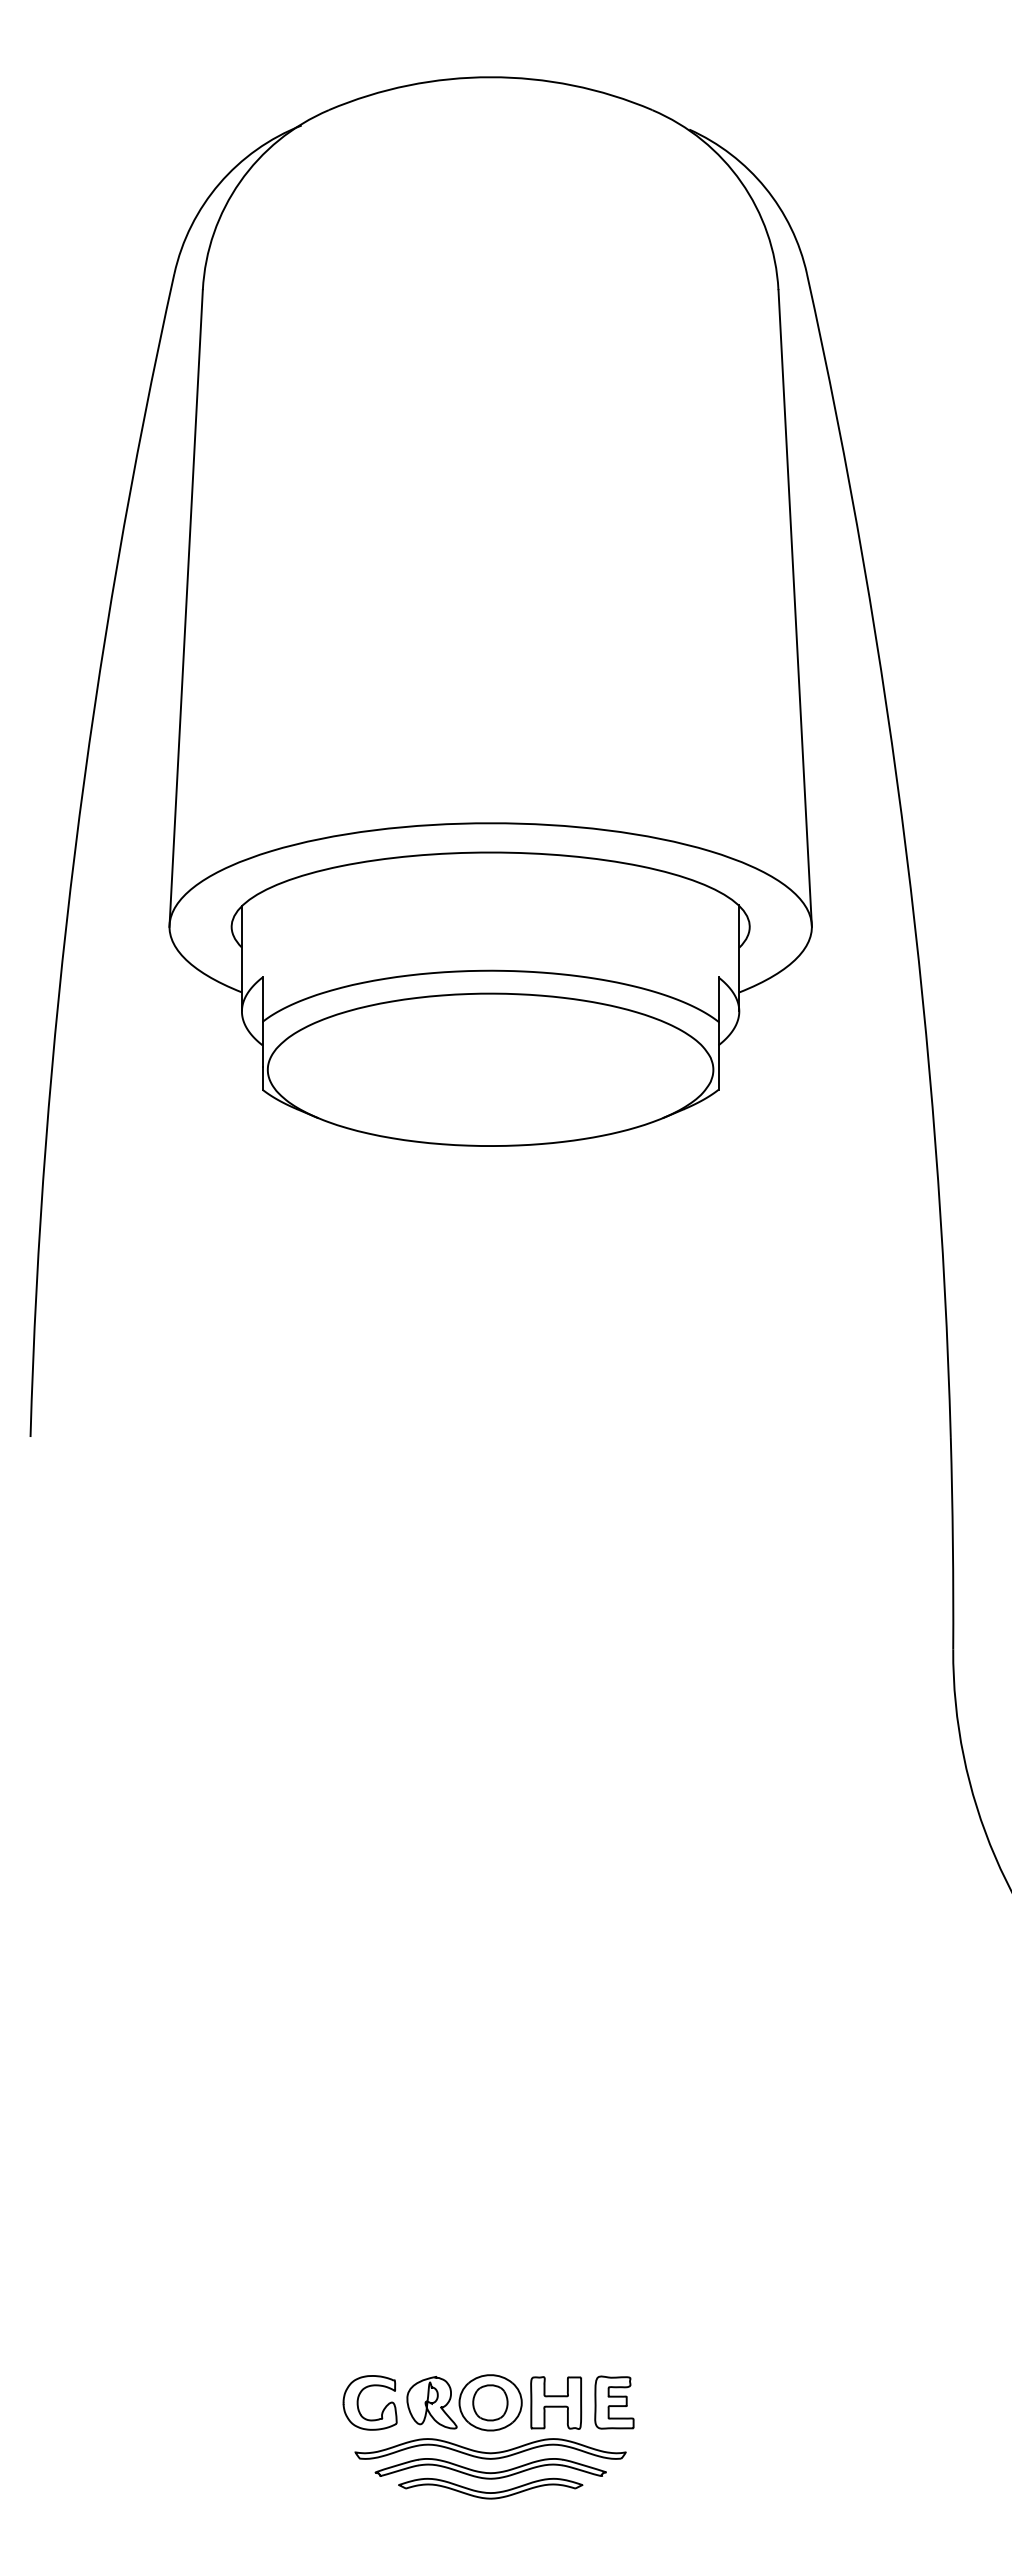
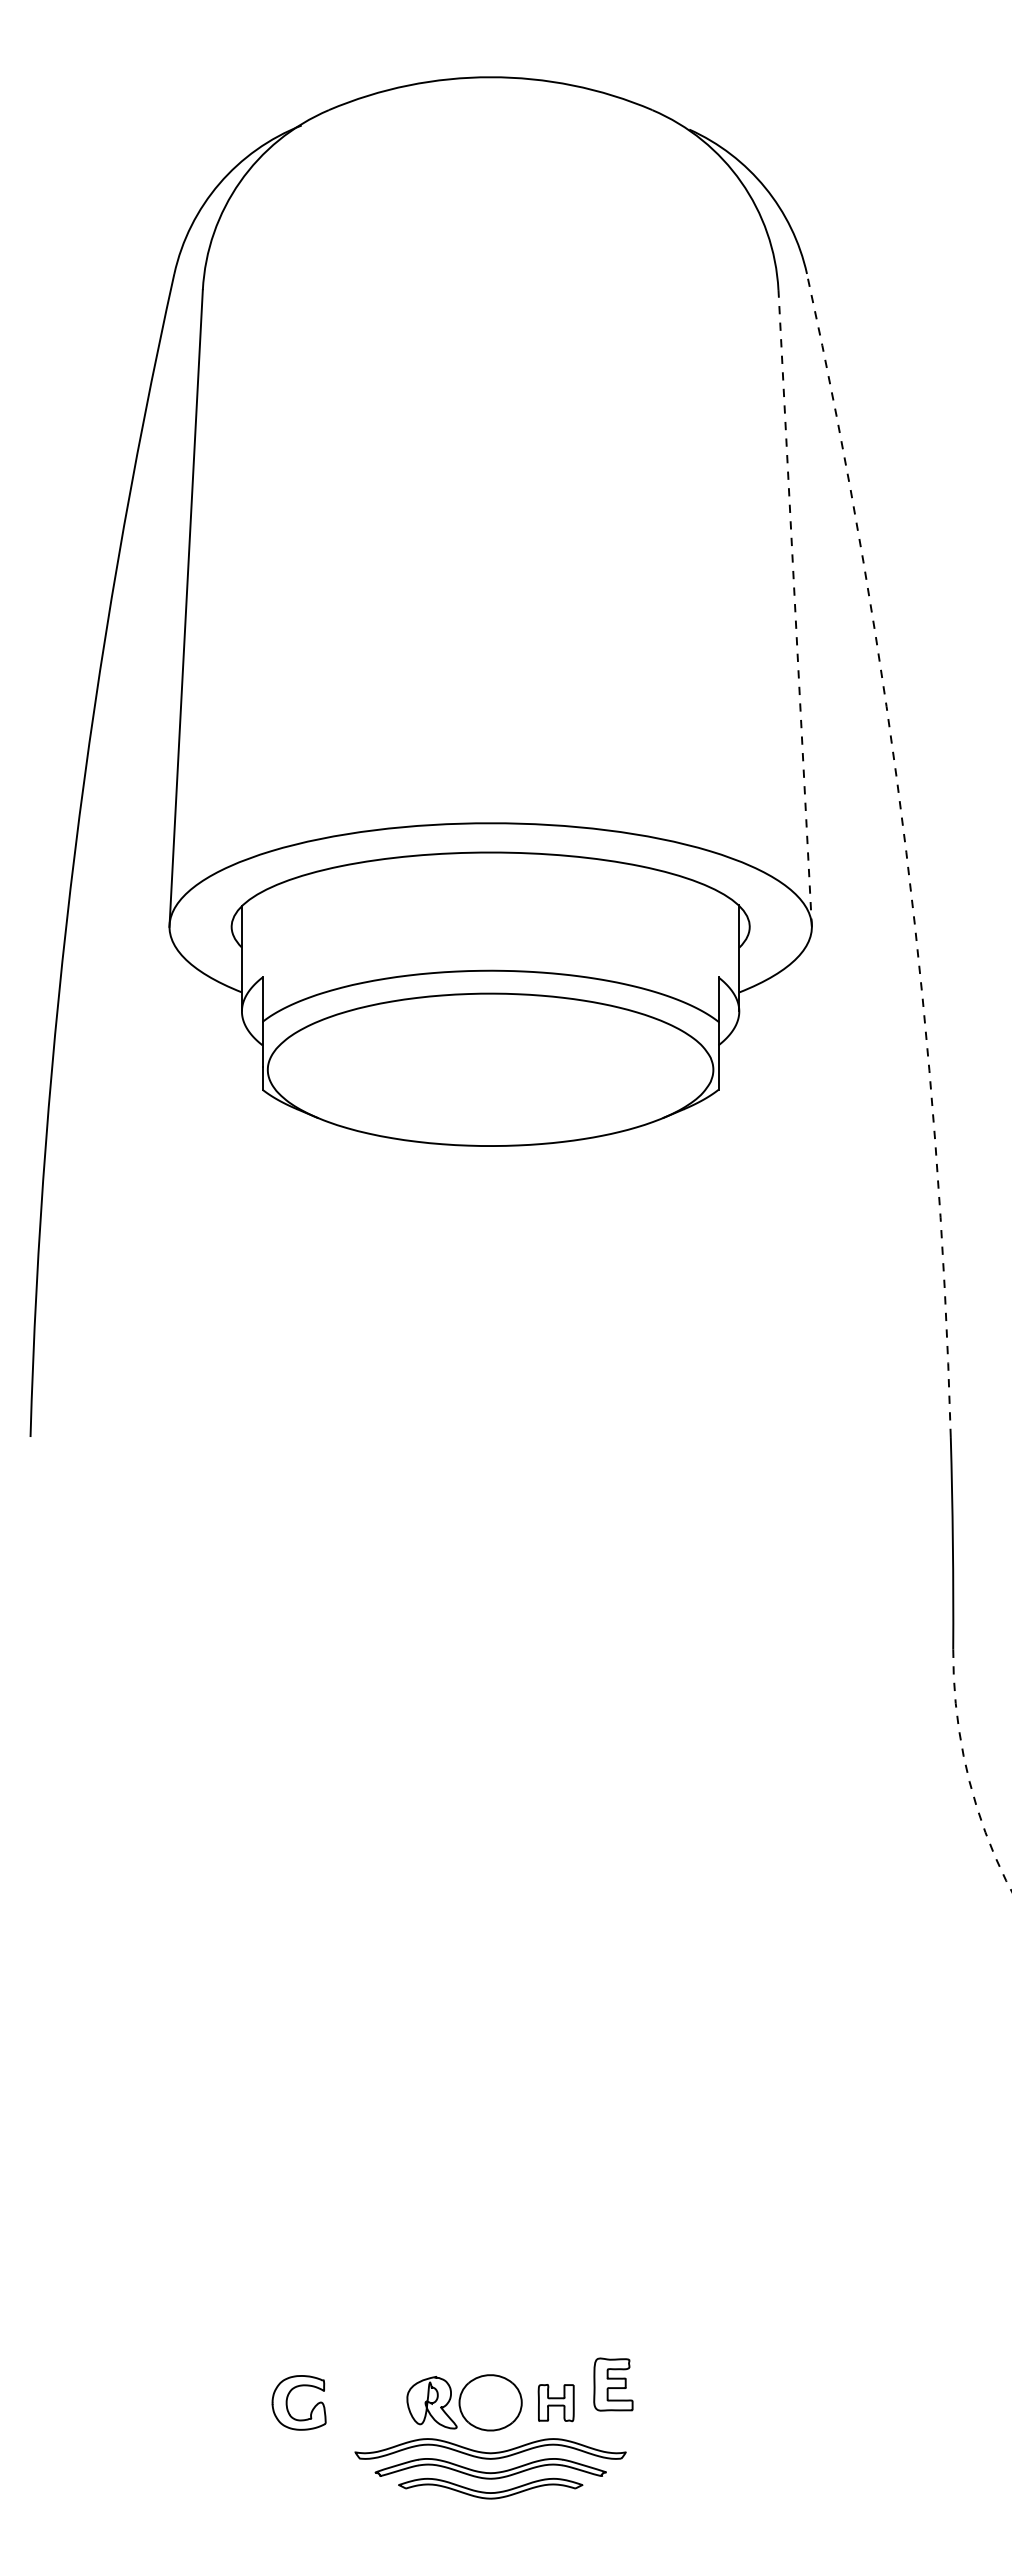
line: solid -> dashed (795, 608)
arc: solid -> dashed (906, 852)
arc: solid -> dashed (968, 1775)
part position: (358, 2402) -> (287, 2402) (287, 2402)
part: present -> none (490, 2402)
part size: 53x54 px -> 38x39 px (555, 2403)
part position: (614, 2402) -> (613, 2384) (613, 2384)
